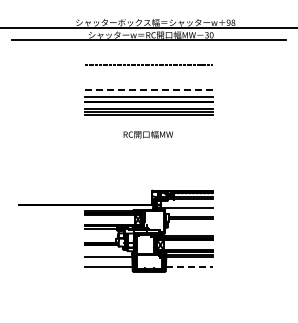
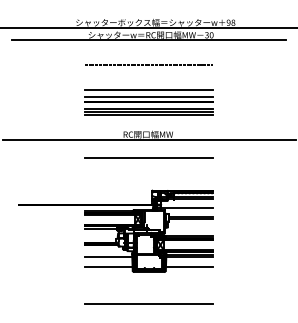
line: dashed -> solid (149, 90)
line: none -> present (148, 139)
line: none -> present (149, 157)
line: dashed -> solid (189, 267)
line: none -> present (149, 304)
